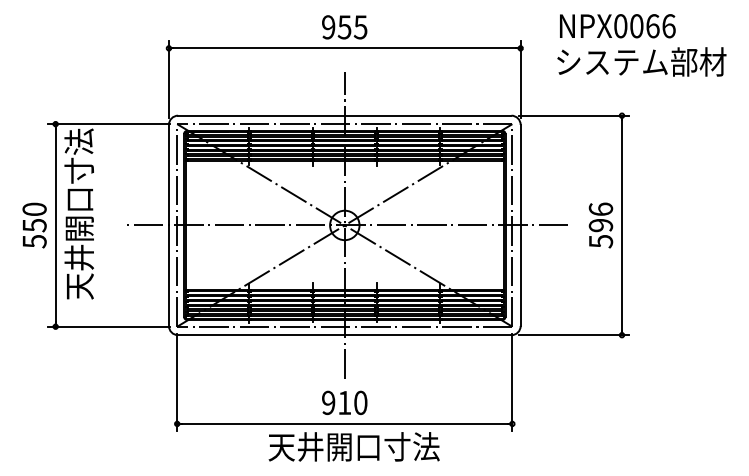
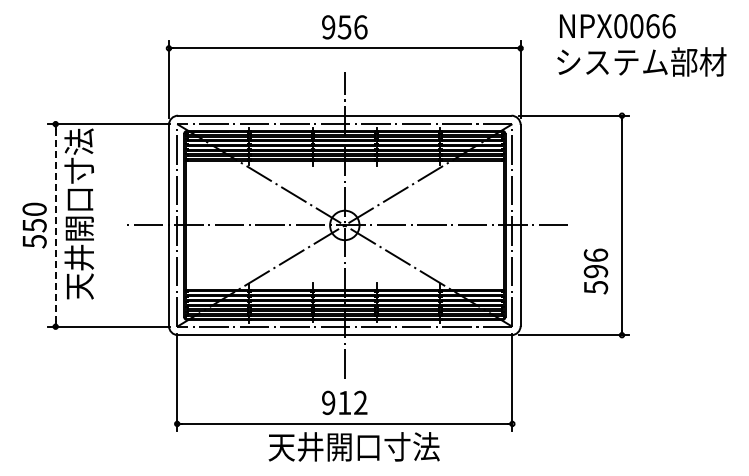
text: 955 -> 956 (360, 27)
line: solid -> dashed (55, 225)
text position: (600, 225) -> (595, 271) (595, 271)
text: 910 -> 912 (360, 402)
